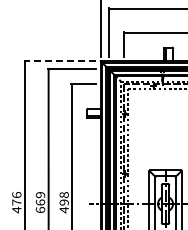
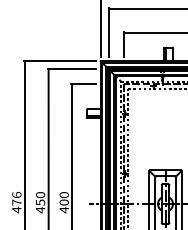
line: dashed -> solid (59, 61)
text: 498 -> 400 (63, 198)
text: 669 -> 450 (40, 202)
